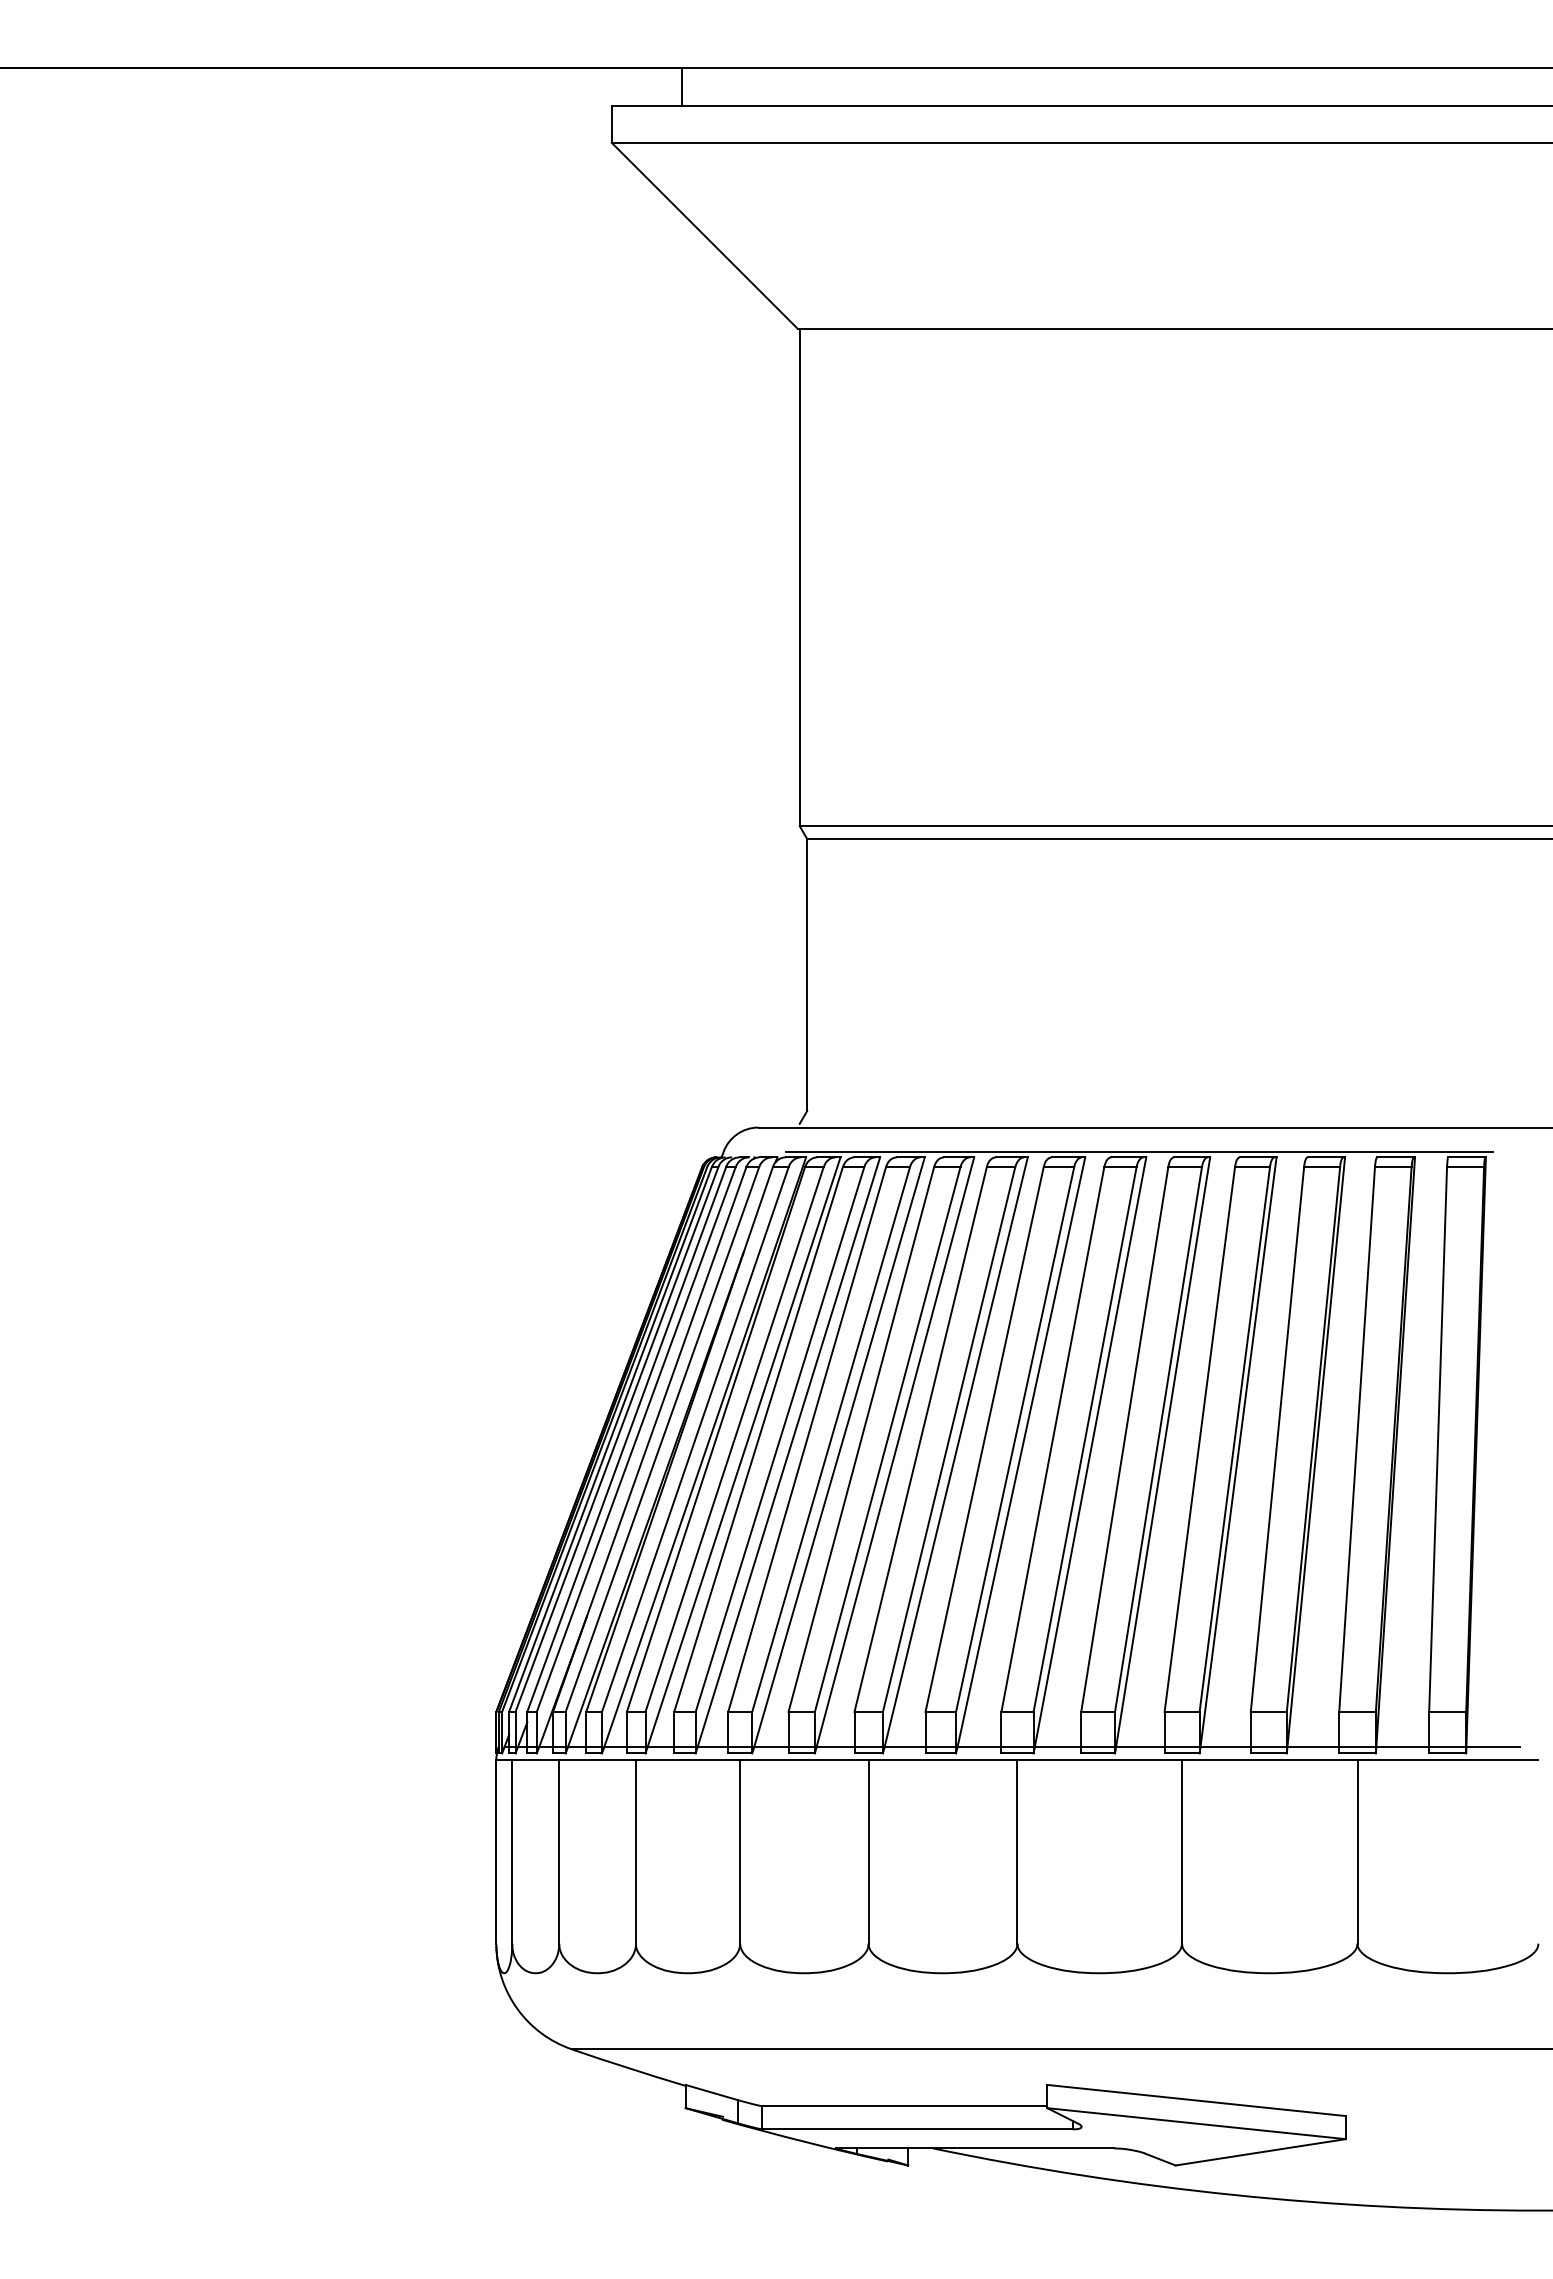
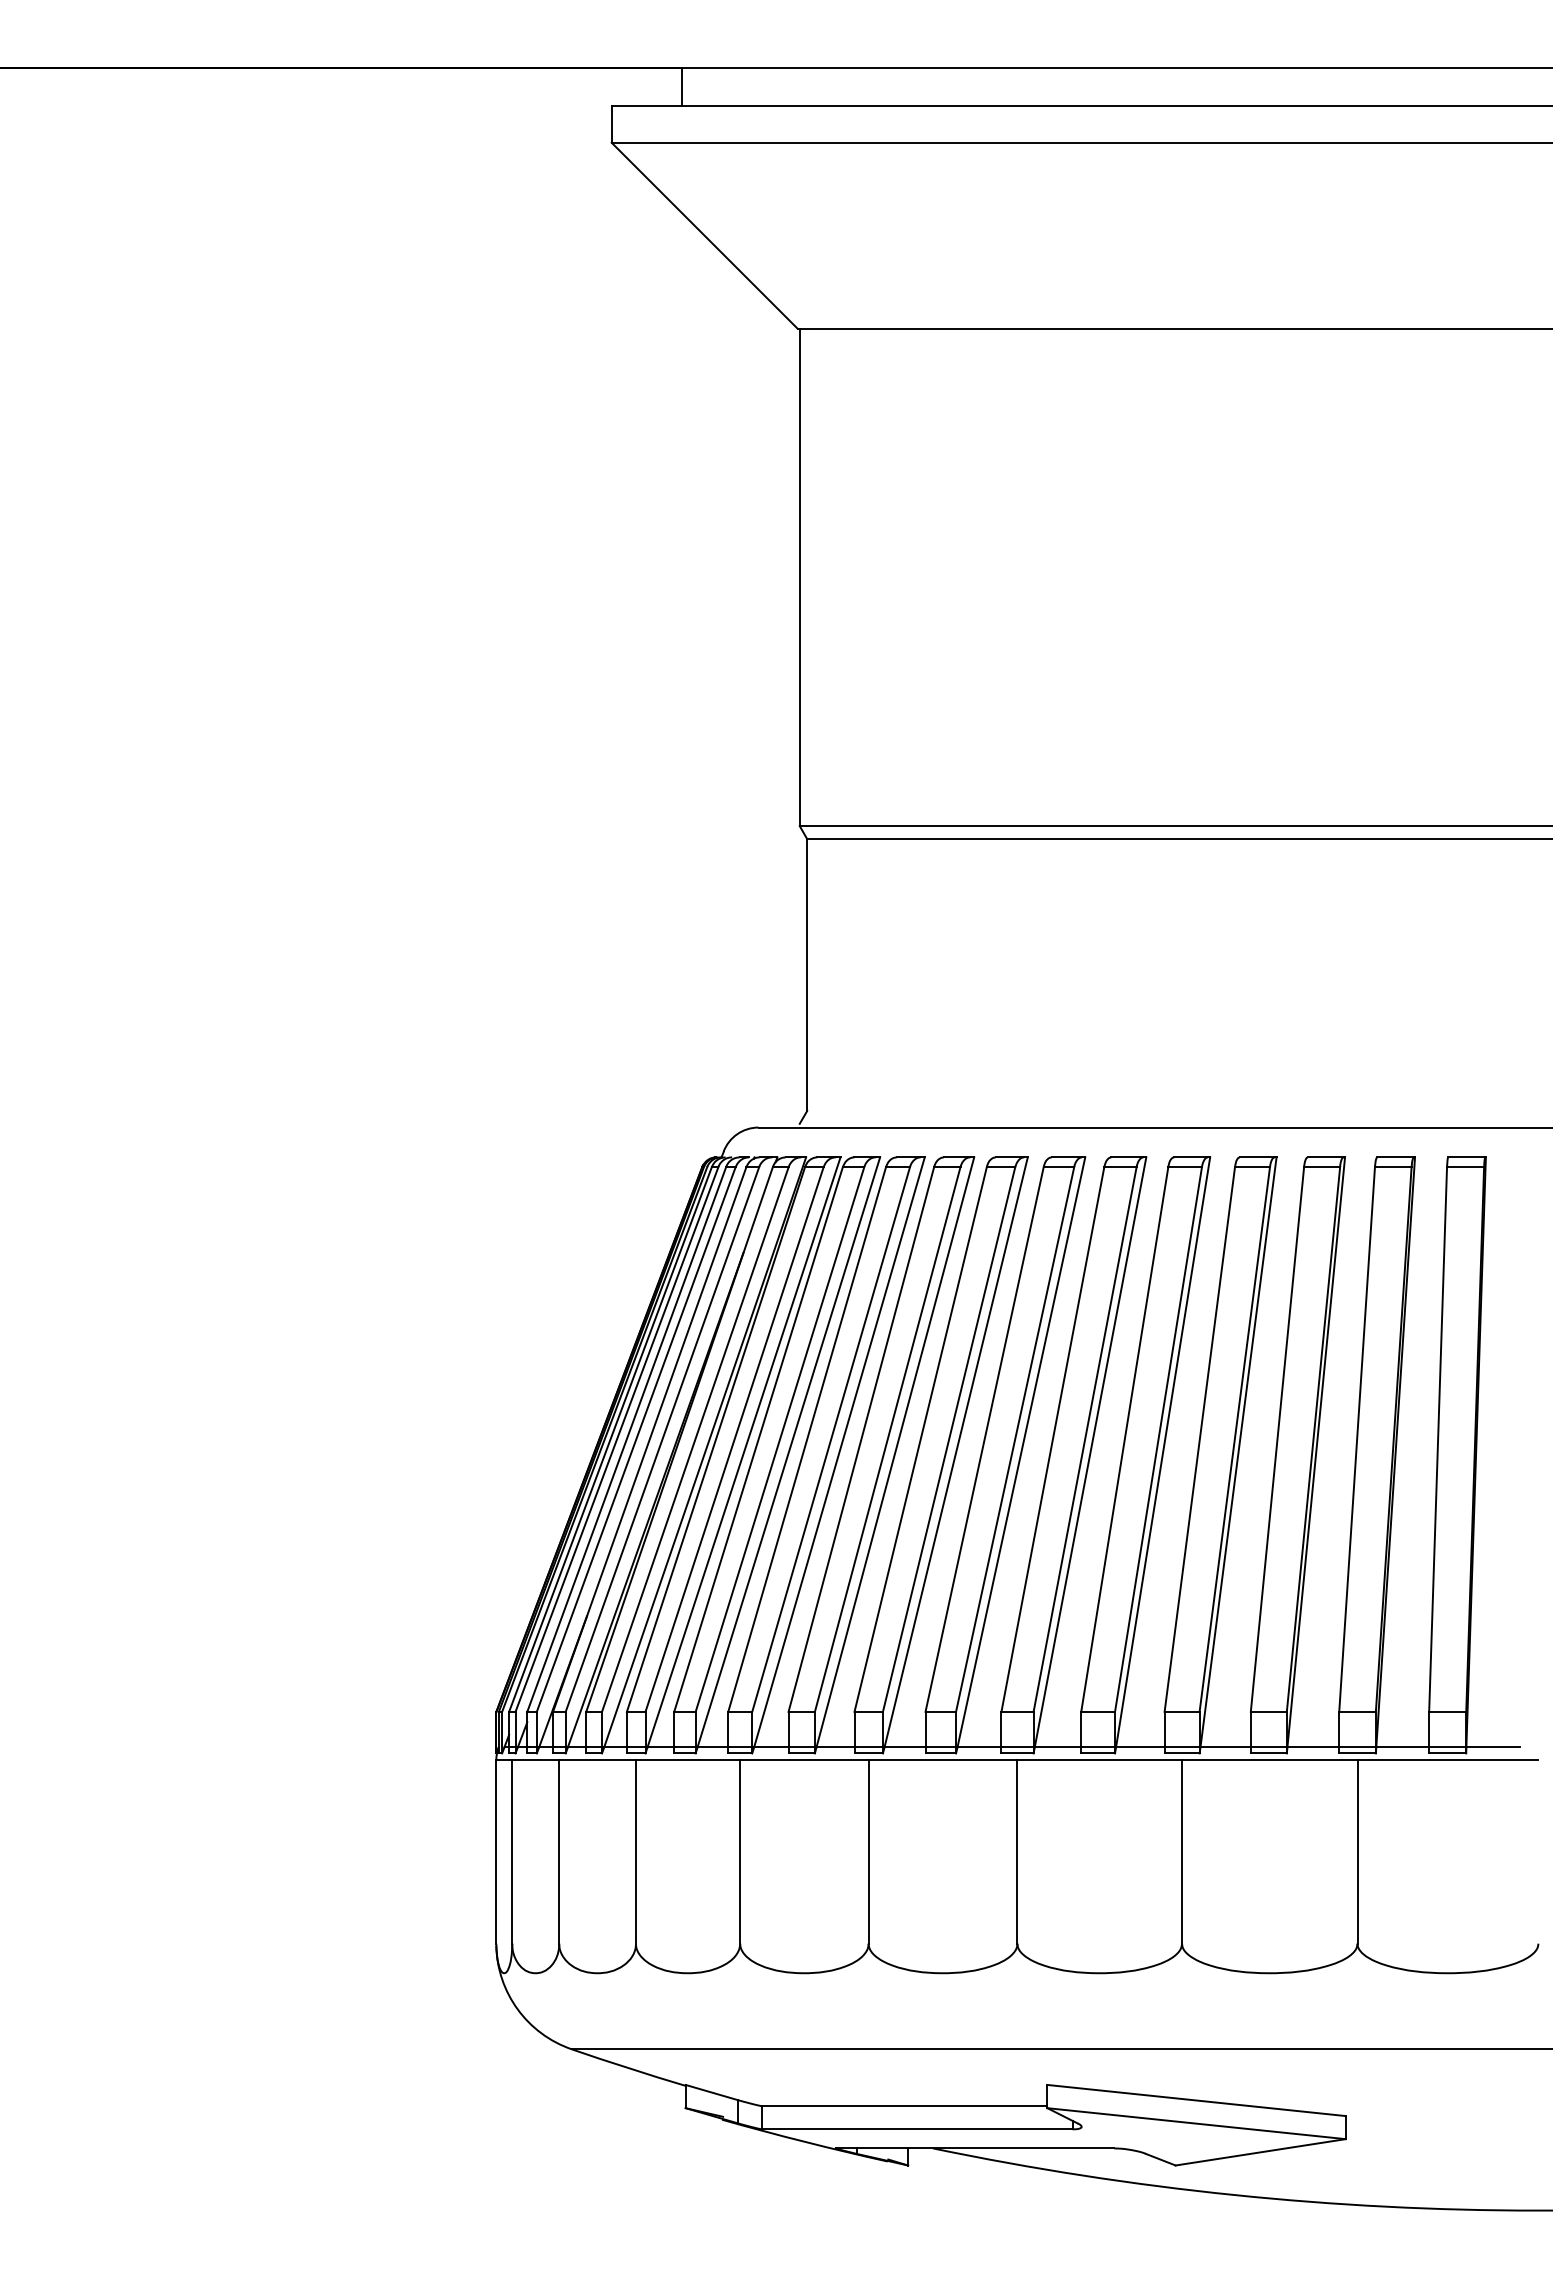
line: present -> none (1139, 1151)
